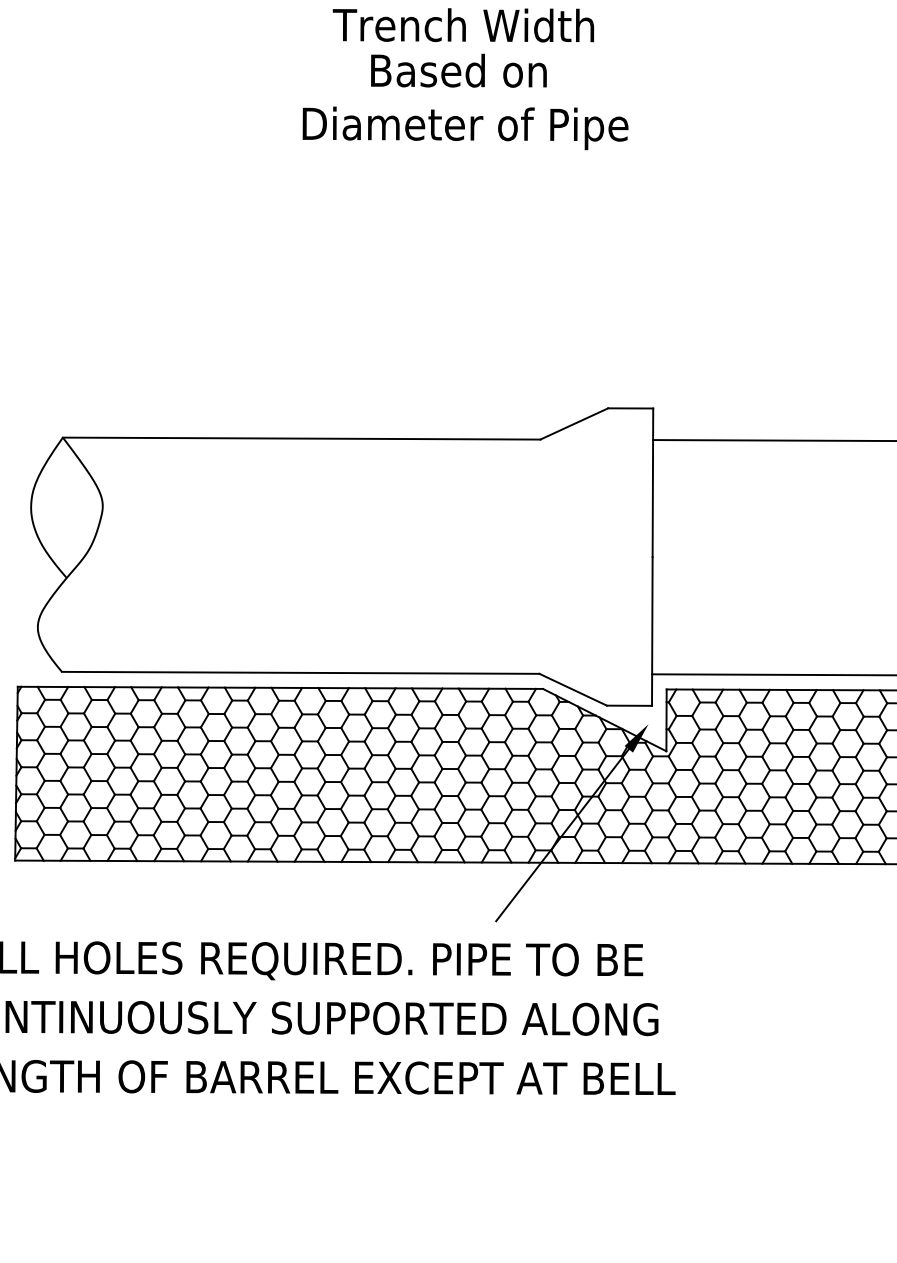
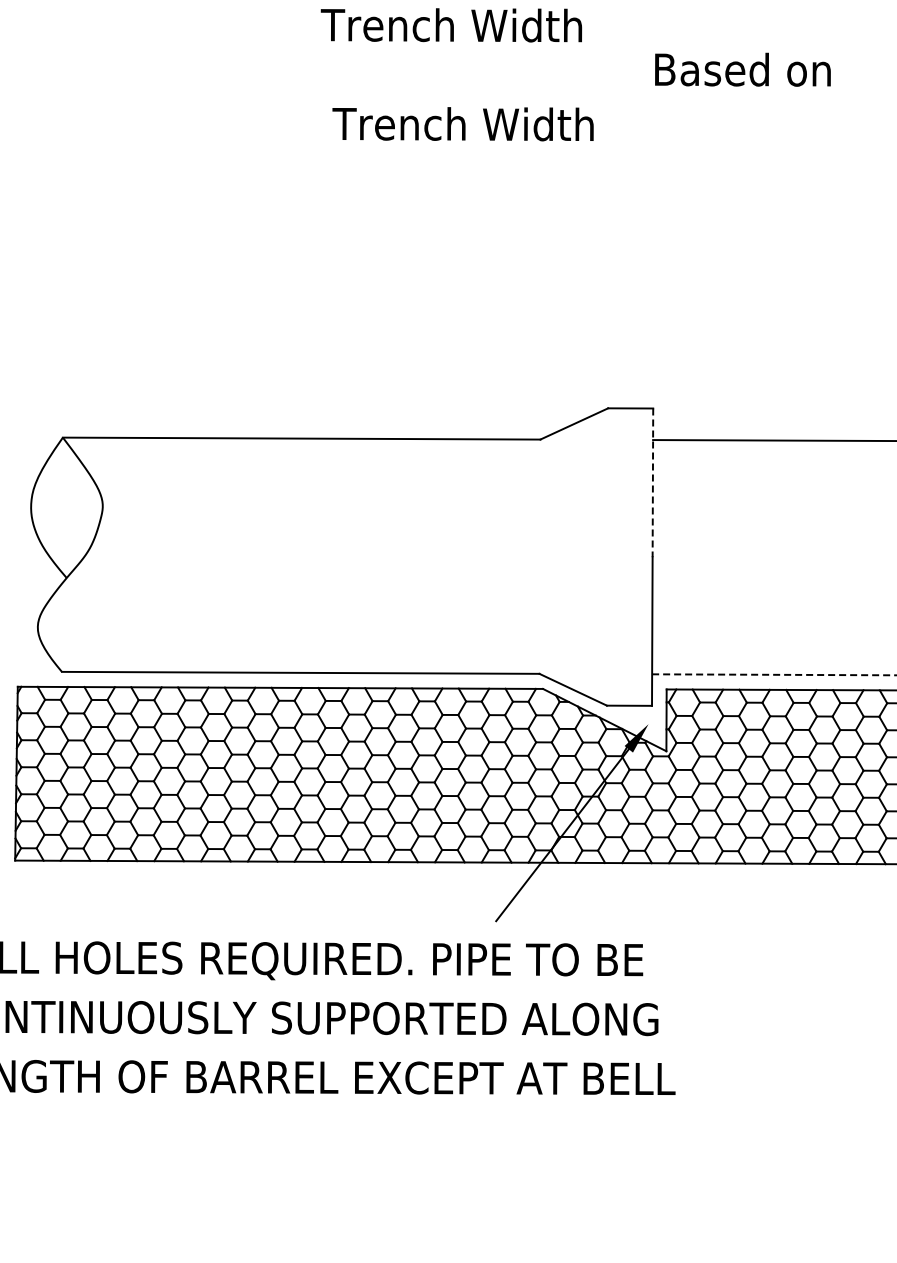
text position: (463, 25) -> (451, 25) (451, 25)
text position: (458, 70) -> (742, 69) (742, 69)
text: Diameter of Pipe -> Trench Width (465, 128)
line: solid -> dashed (652, 483)
line: solid -> dashed (774, 674)
